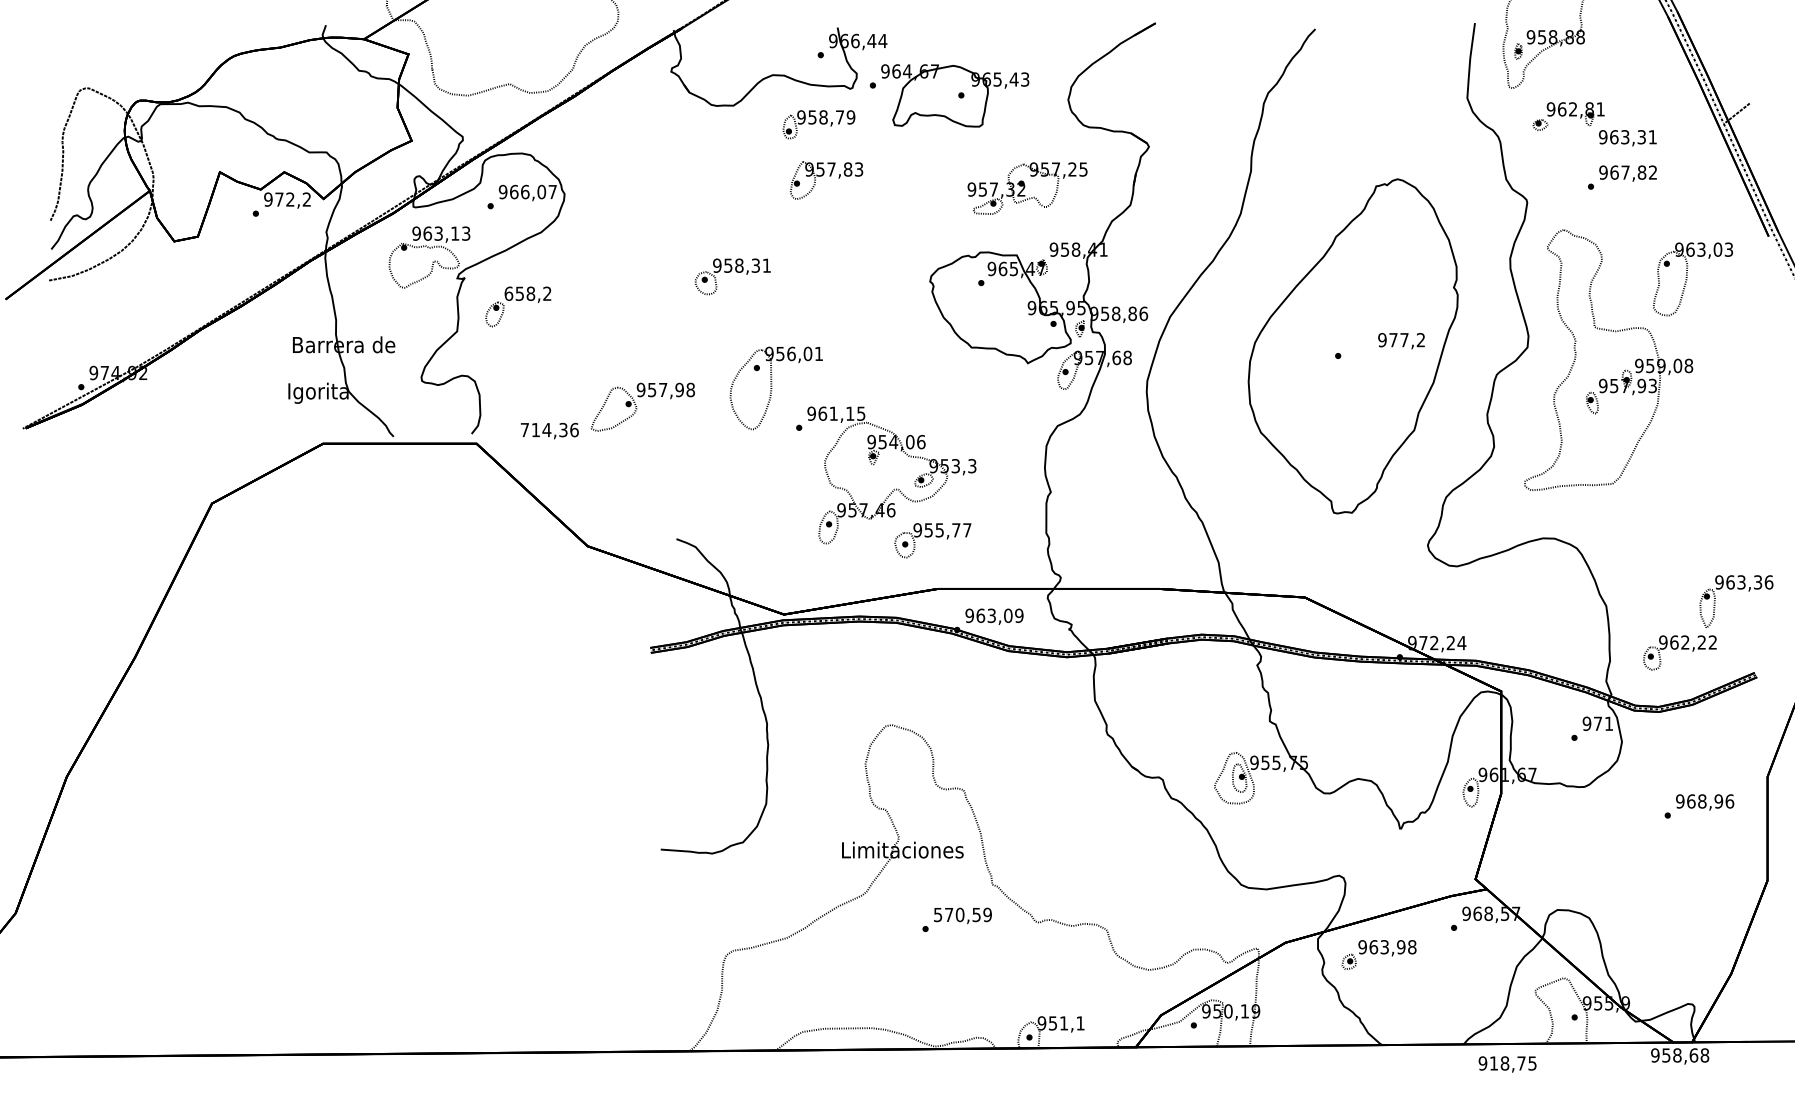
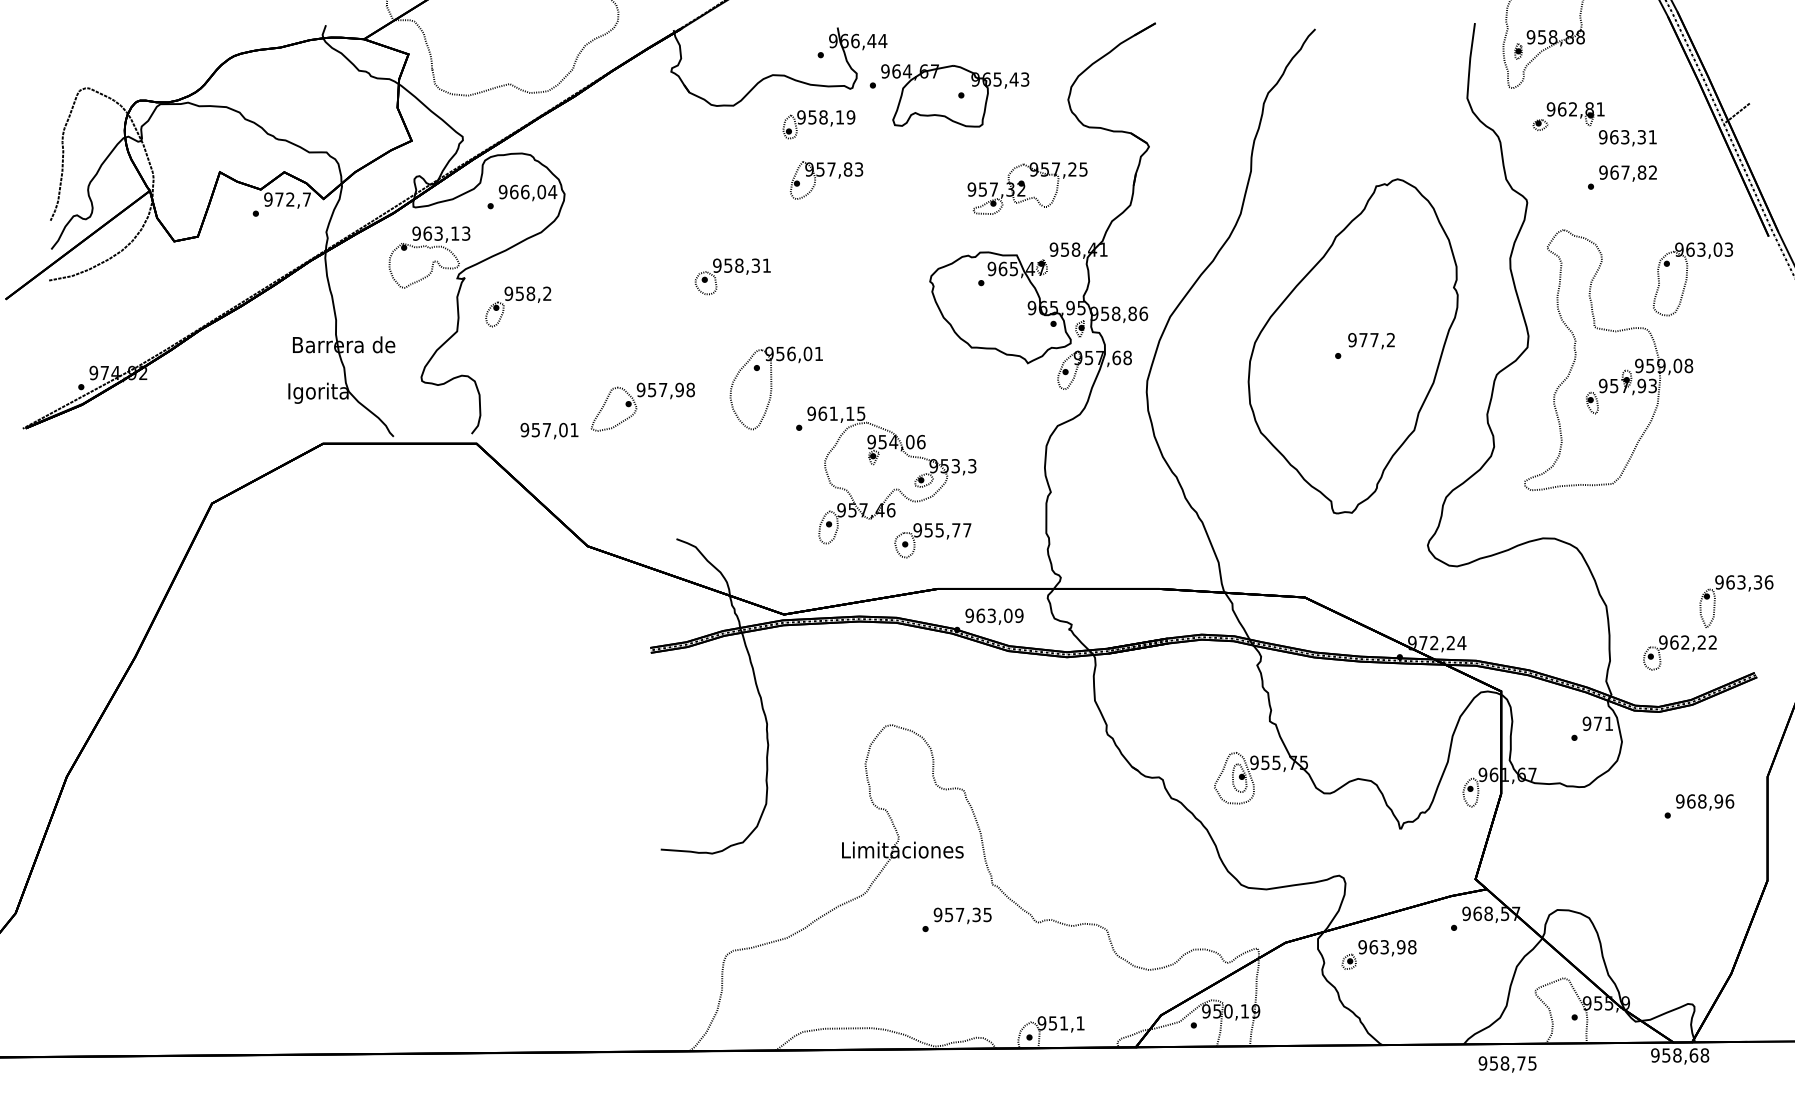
text: 958,79 -> 958,19 (839, 117)
text: 966,07 -> 966,04 (552, 192)
text: 972,2 -> 972,7 (306, 199)
text: 658,2 -> 958,2 (508, 293)
text position: (1401, 341) -> (1371, 341) (1371, 341)
text: 714,36 -> 957,01 (549, 429)
text: 570,59 -> 957,35 (962, 914)
text: 918,75 -> 958,75 (1493, 1063)
